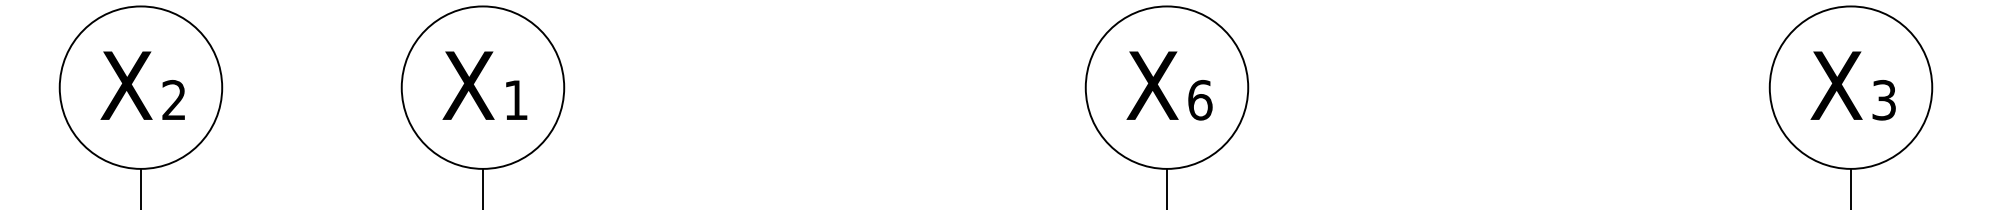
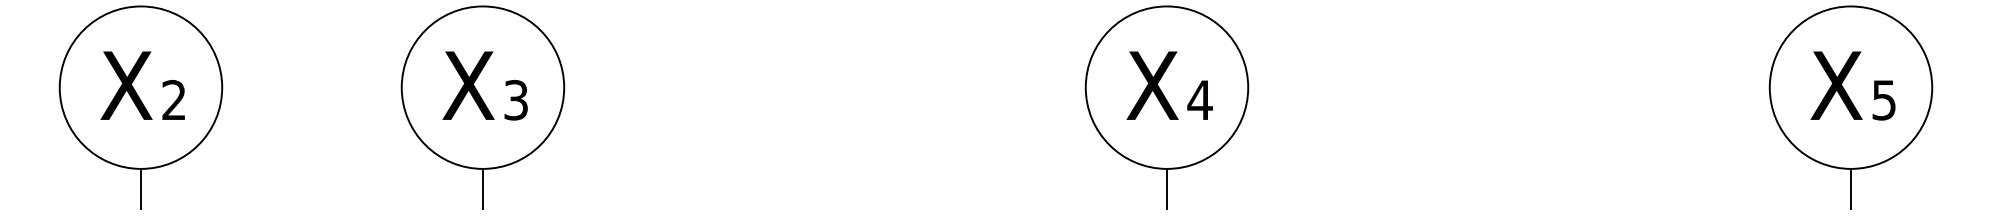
text: 1 -> 3 (515, 99)
text: 6 -> 4 (1199, 99)
text: 3 -> 5 (1884, 99)
